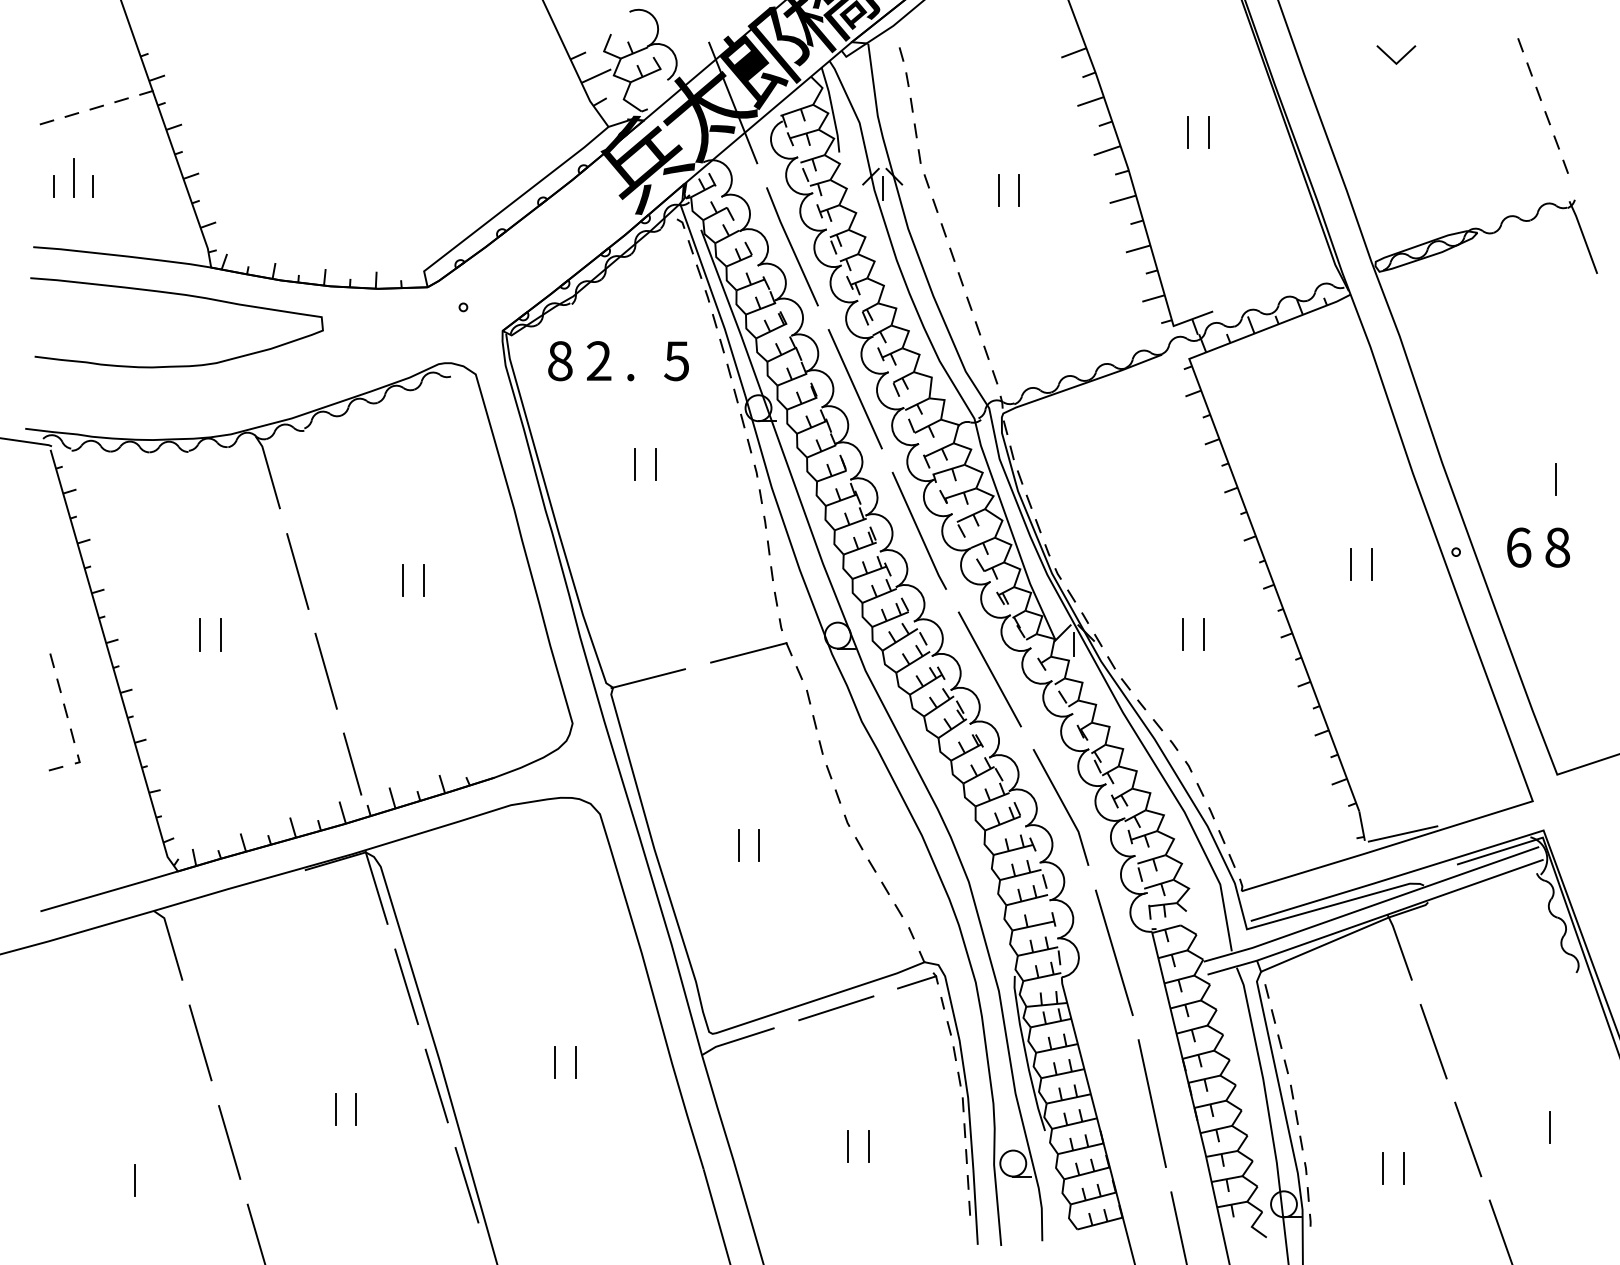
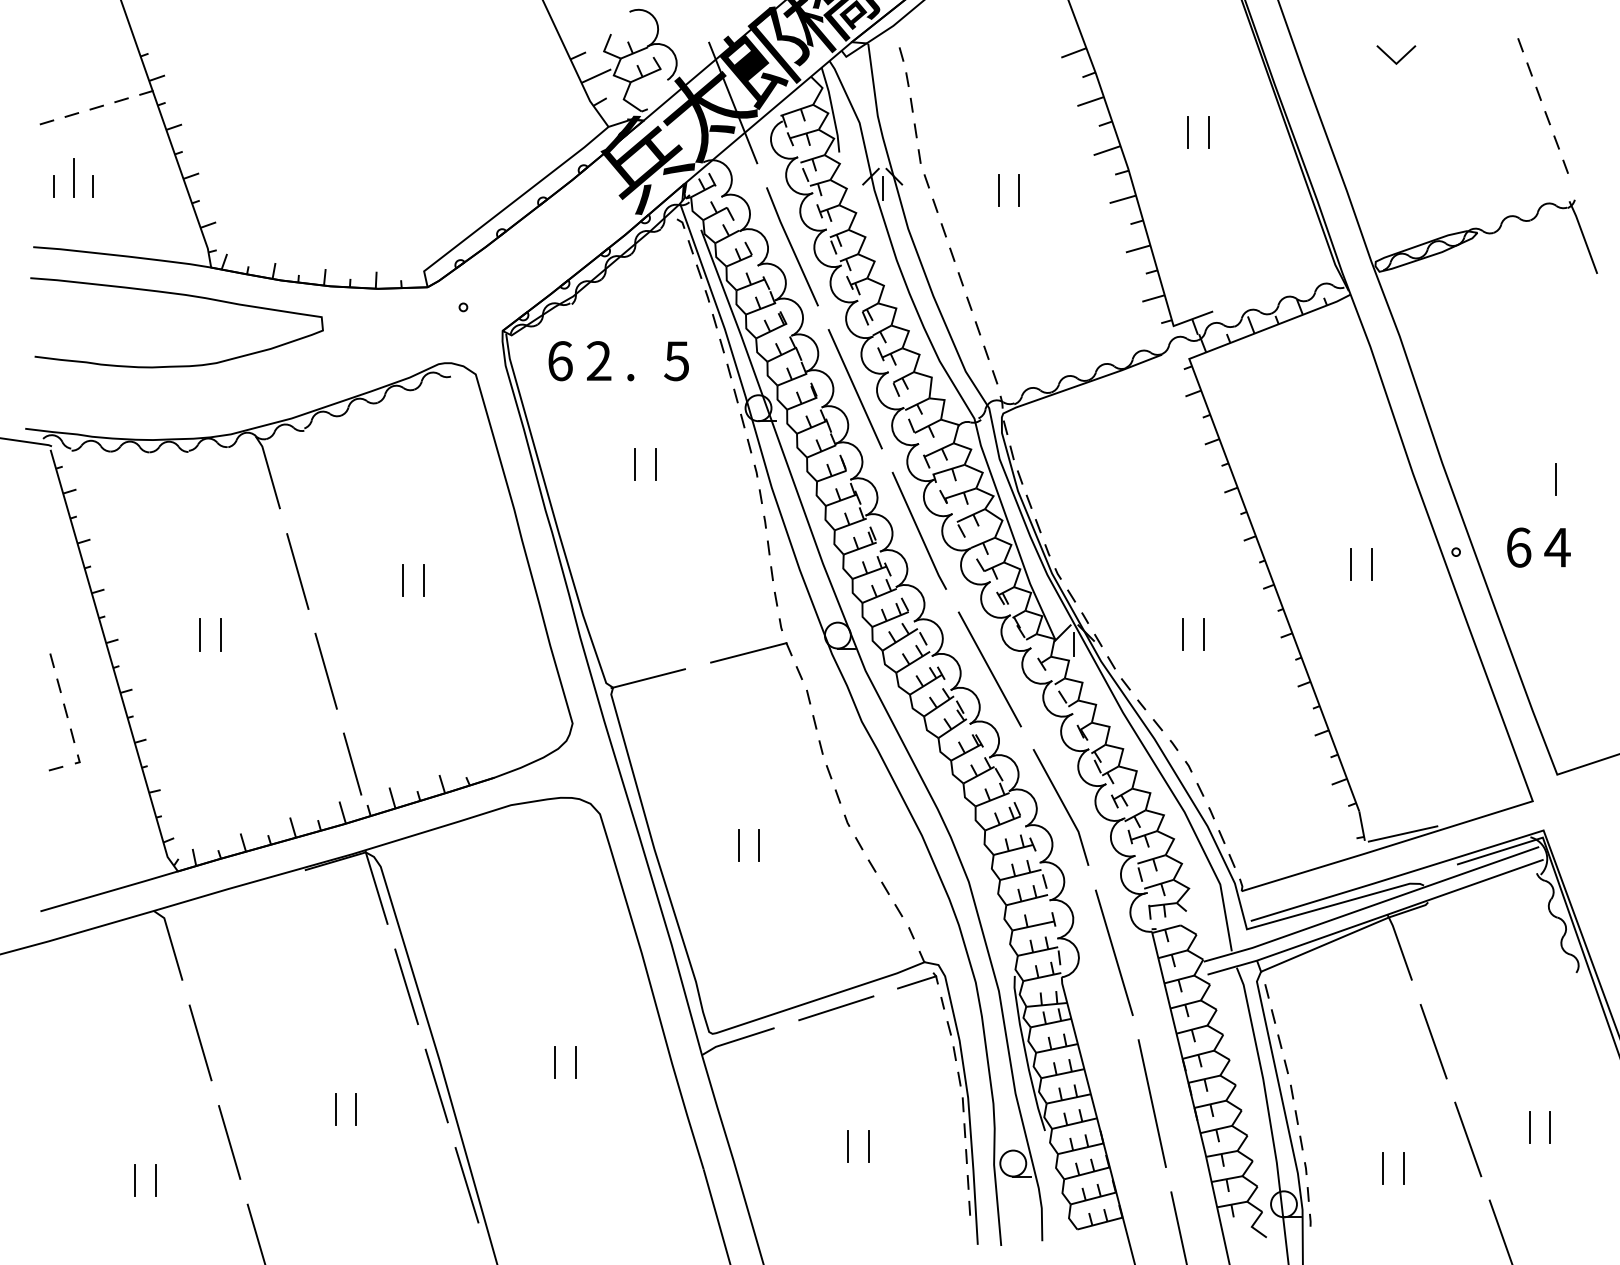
text: 8 -> 6 (560, 361)
text: 8 -> 4 (1557, 547)
line: none -> present (1529, 1127)
line: none -> present (155, 1179)
